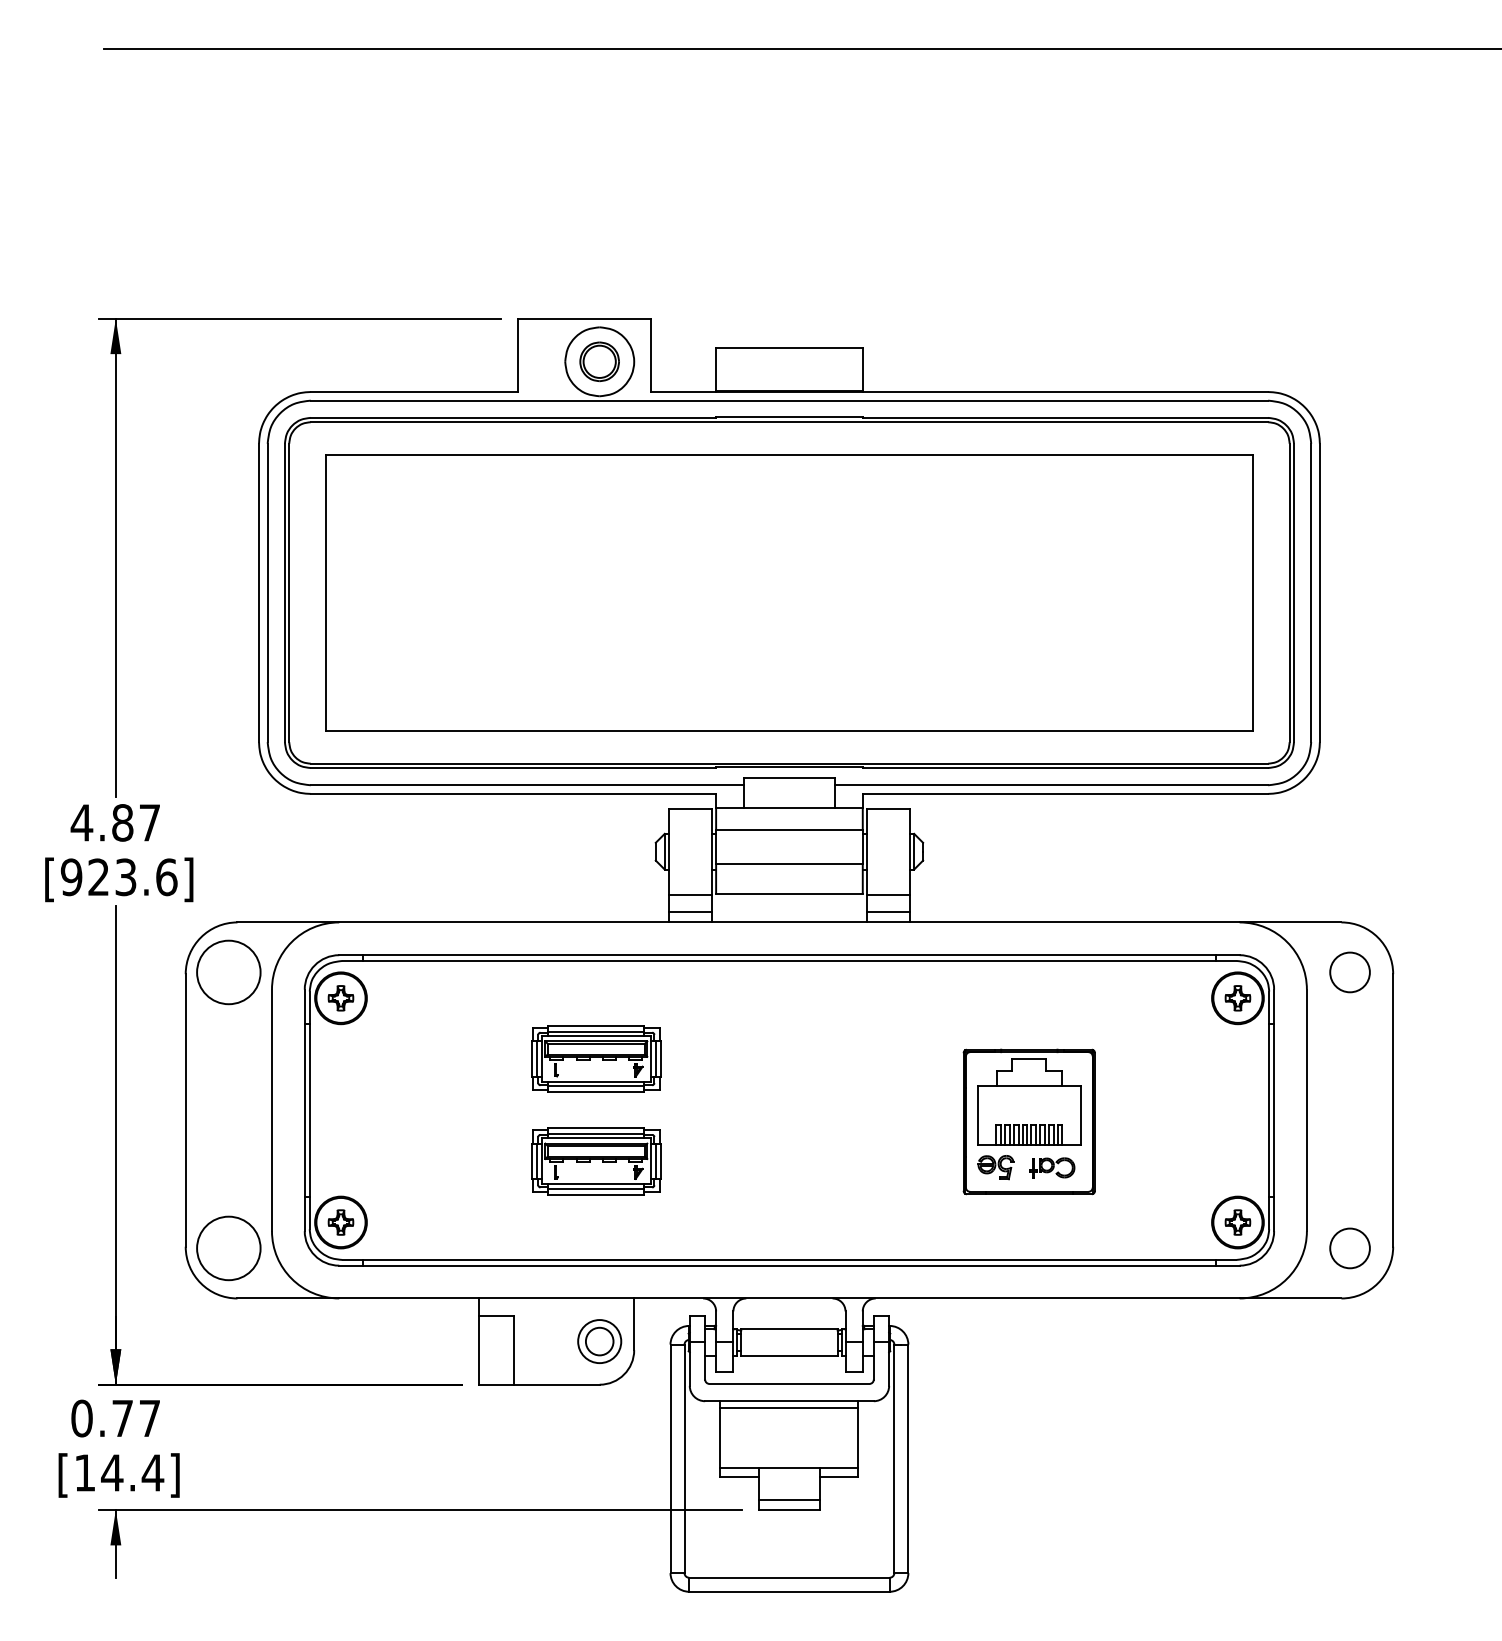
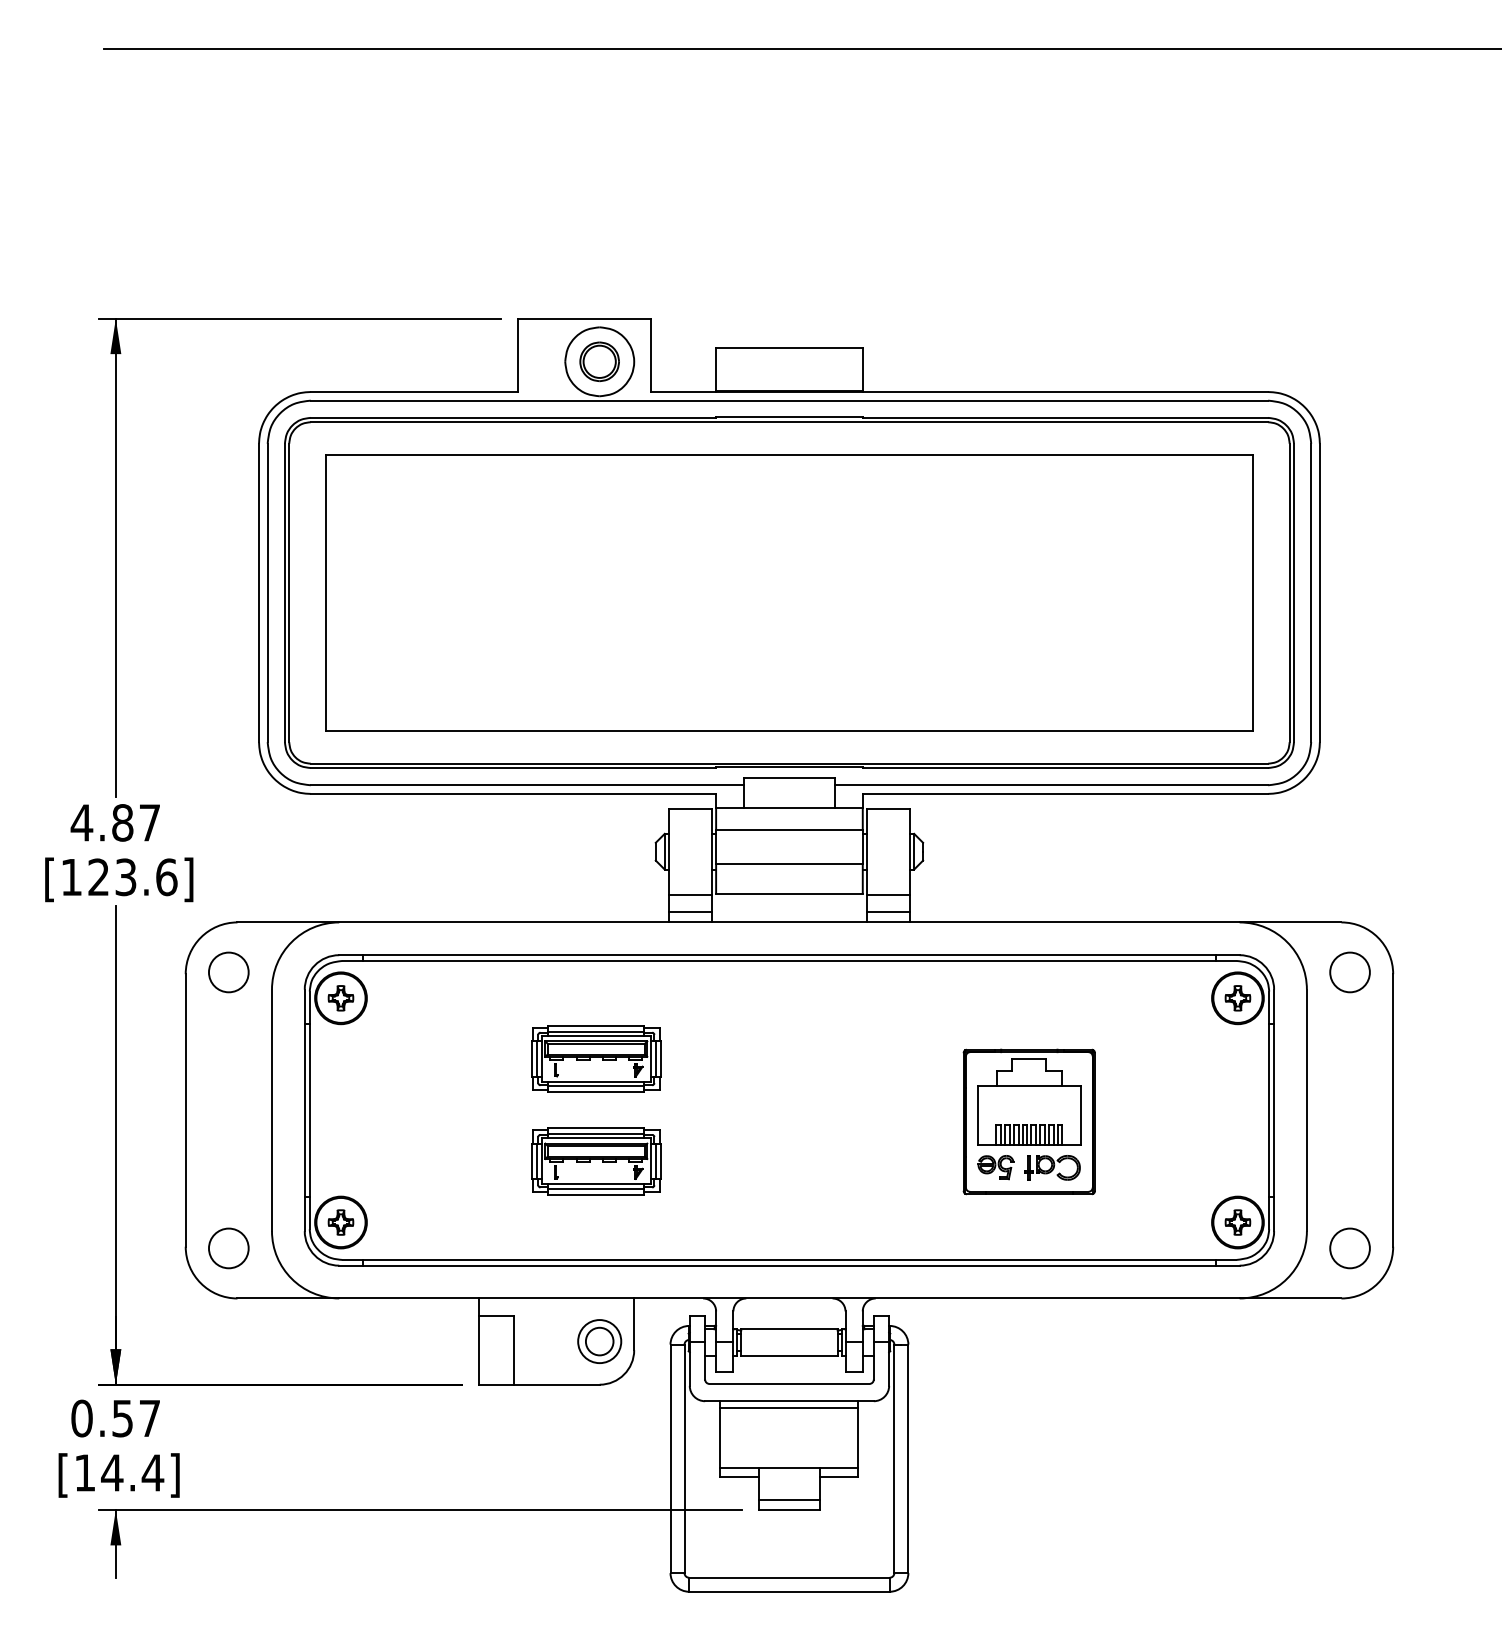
text: [923.6] -> [123.6] (71, 877)
circle diameter: 64 px -> 40 px (228, 972)
part size: 47x22 px -> 57x26 px (1052, 1167)
circle diameter: 64 px -> 40 px (228, 1248)
text: 0.77 -> 0.57 (122, 1418)
